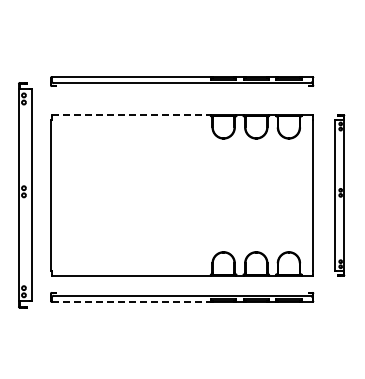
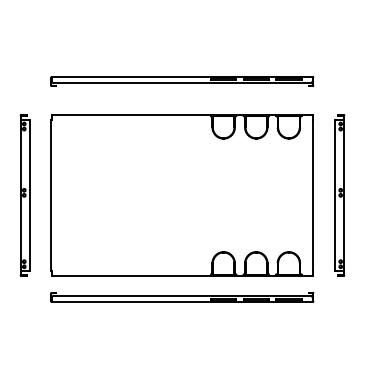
line: dashed -> solid (131, 115)
part size: 15x227 px -> 12x163 px (24, 195)
line: dashed -> solid (131, 301)
